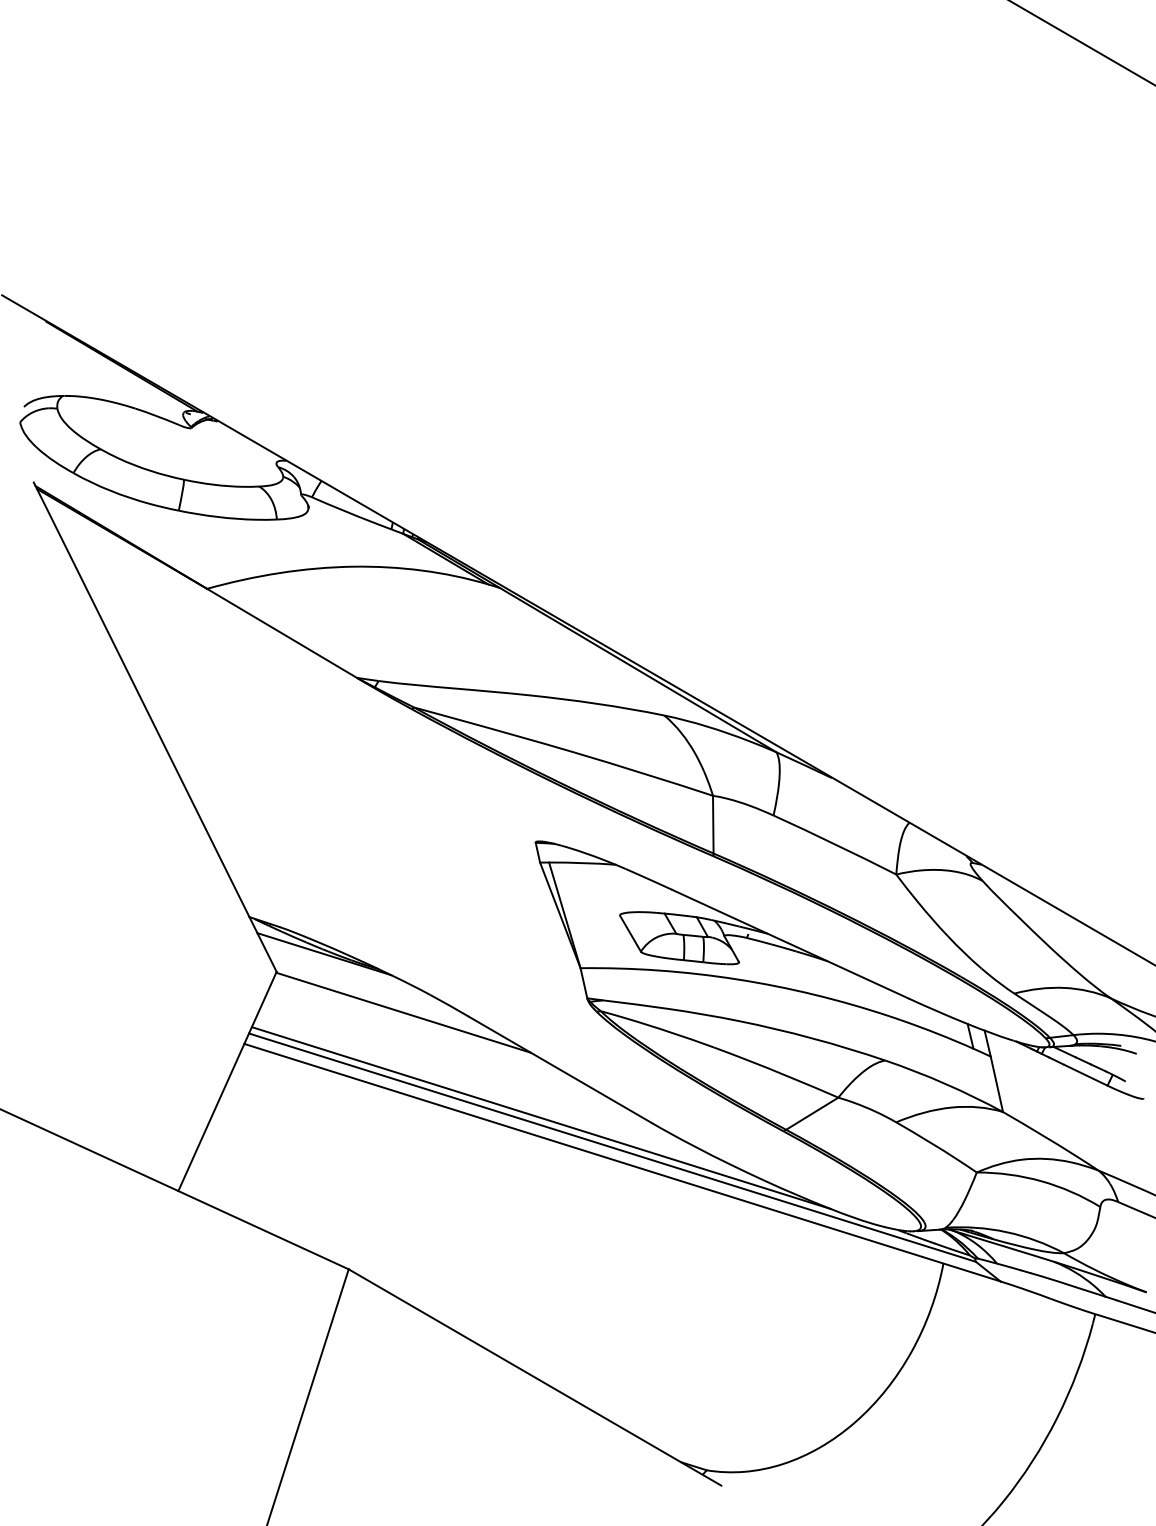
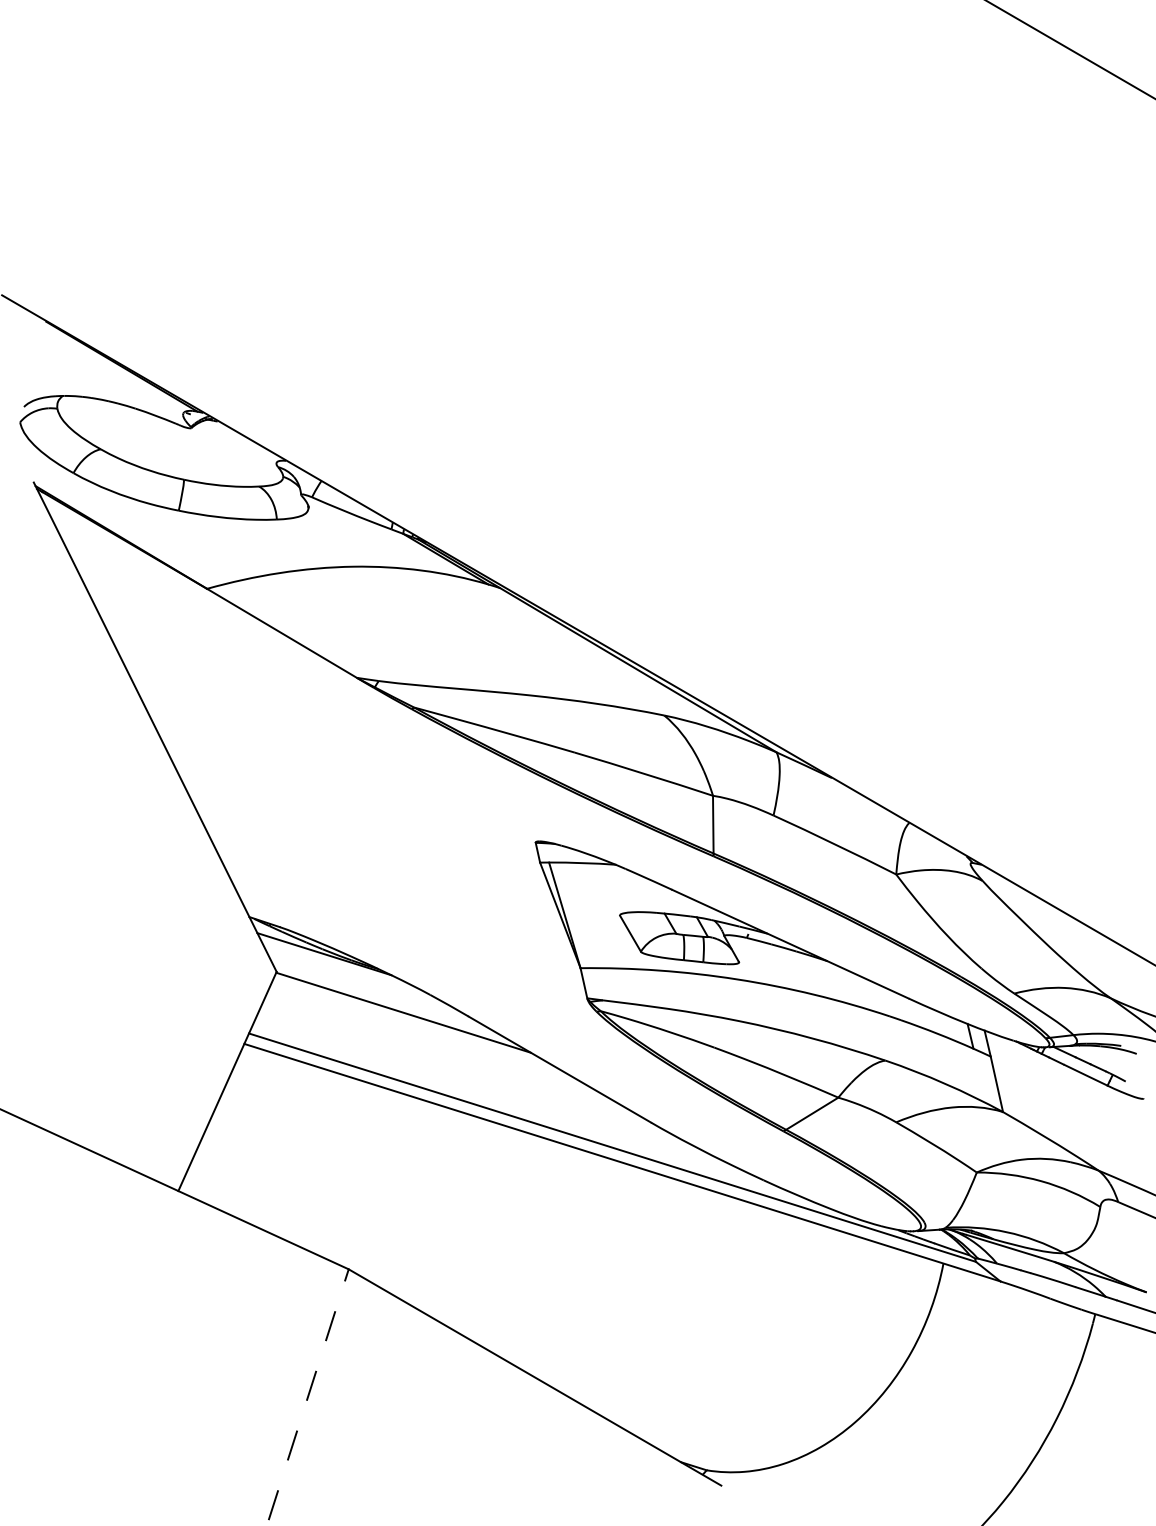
line position: (1081, 43) -> (1070, 49) (1070, 49)
line: present -> none (540, 1117)
line: solid -> dashed (308, 1396)
